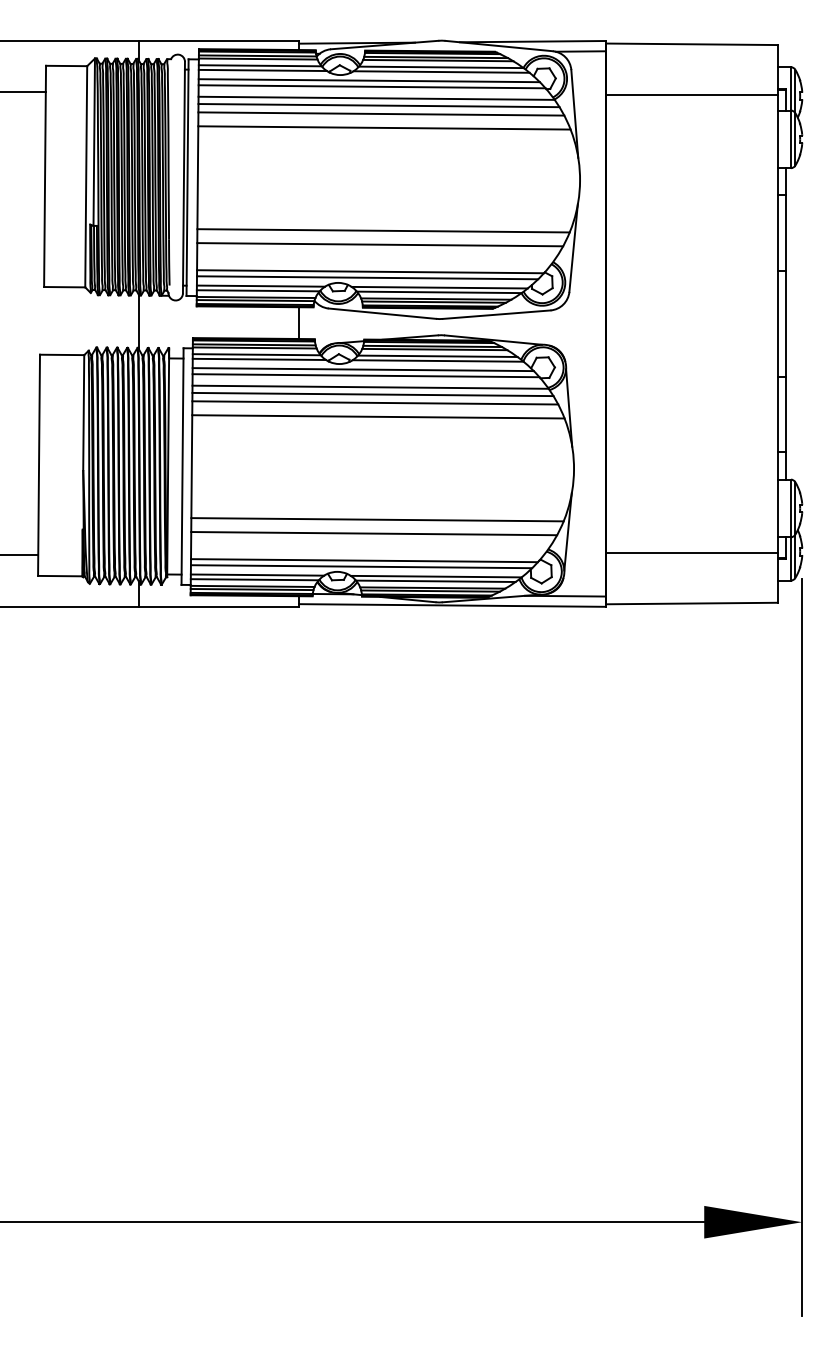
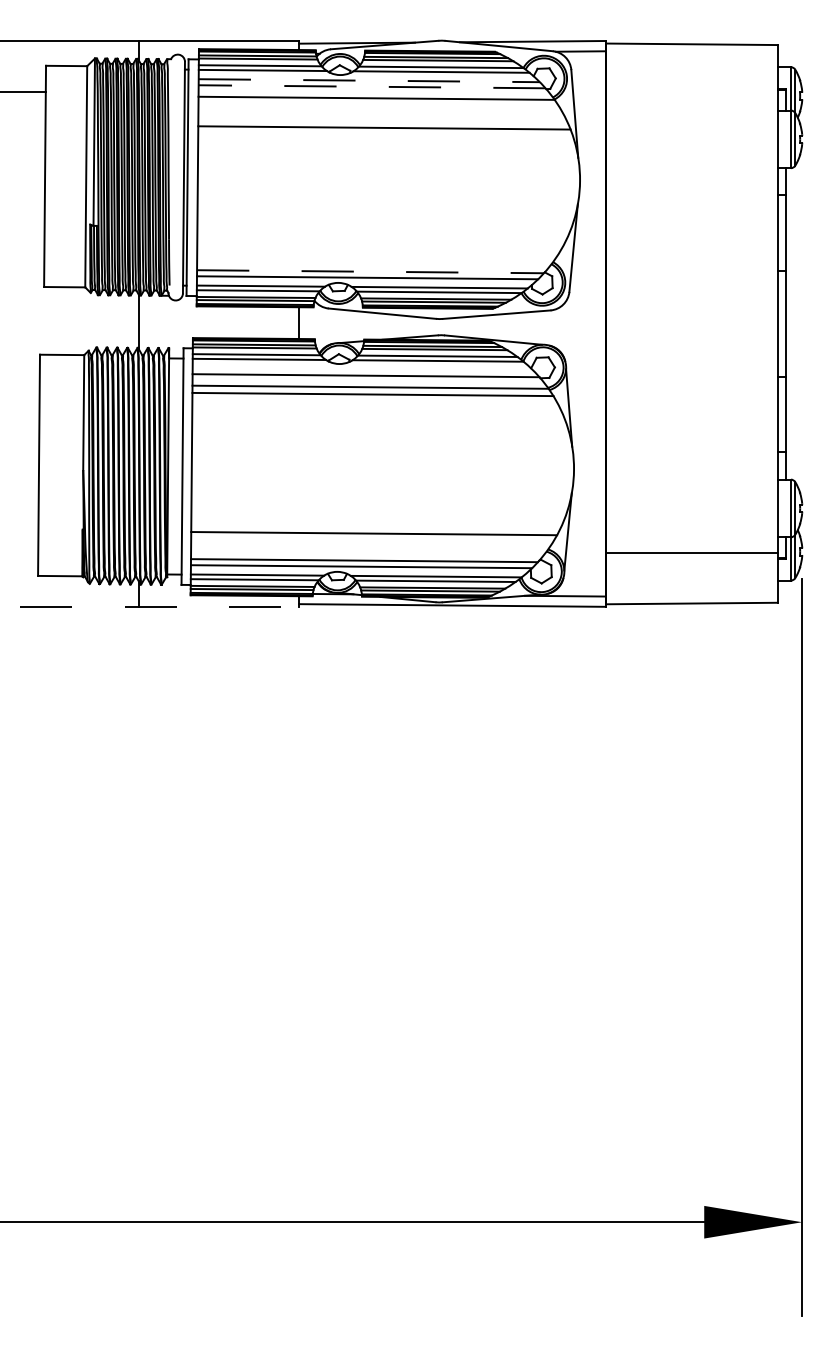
line: solid -> dashed (369, 80)
line: solid -> dashed (371, 86)
line: present -> none (691, 94)
line: present -> none (378, 105)
line: present -> none (381, 113)
line: present -> none (383, 230)
line: present -> none (380, 244)
line: solid -> dashed (371, 271)
line: present -> none (362, 369)
line: present -> none (375, 402)
line: present -> none (378, 416)
line: present -> none (377, 519)
line: present -> none (20, 555)
line: solid -> dashed (150, 606)
